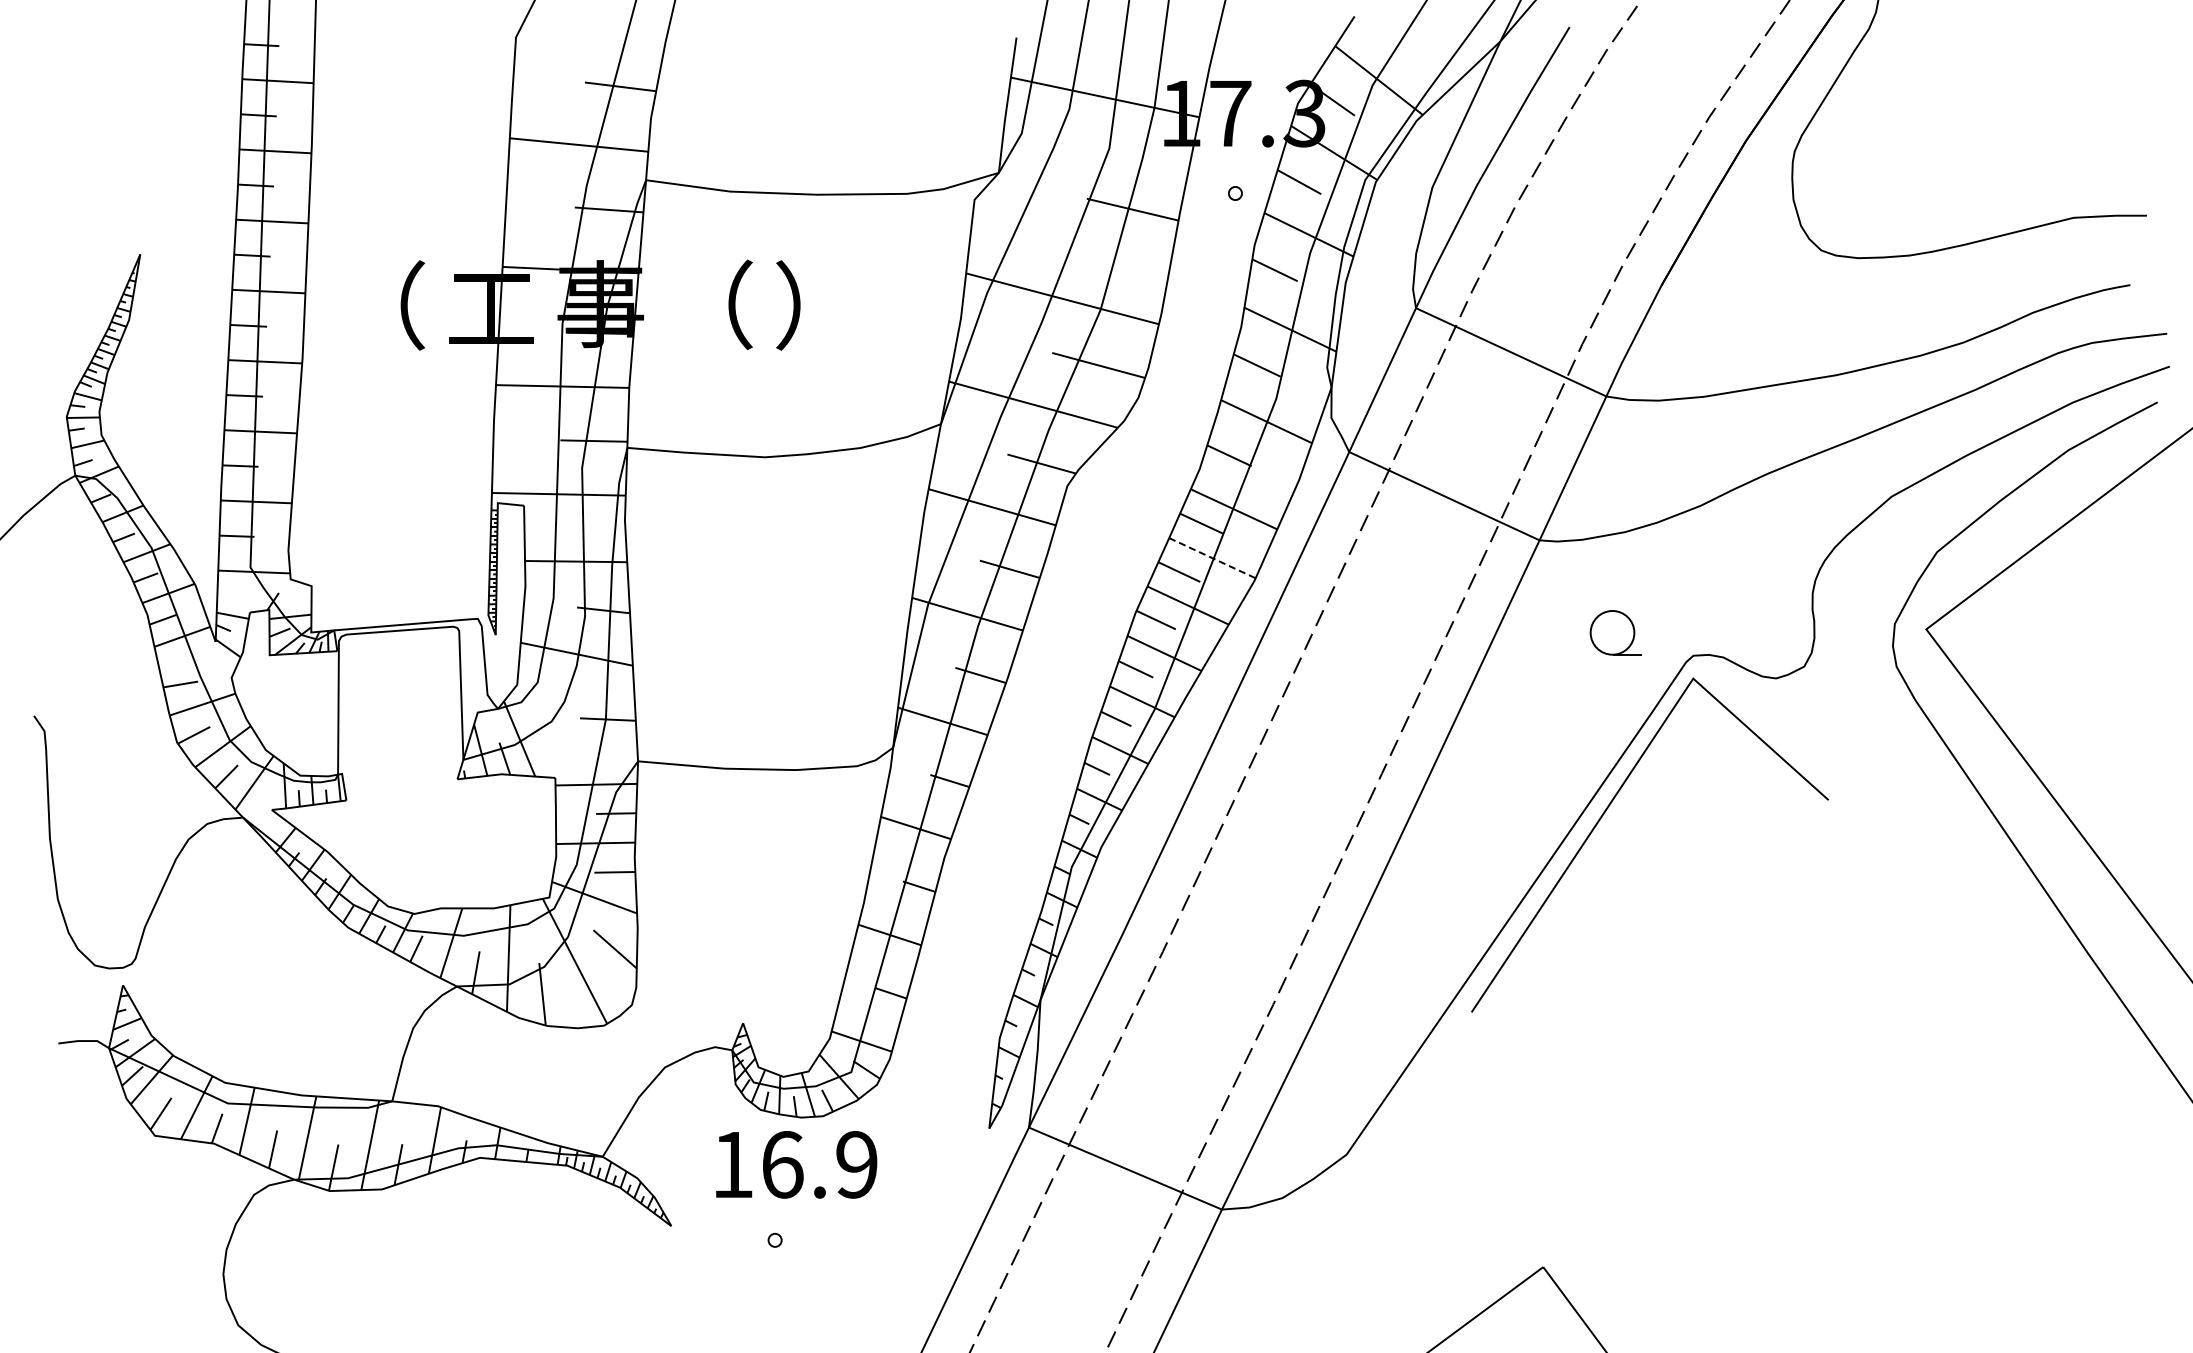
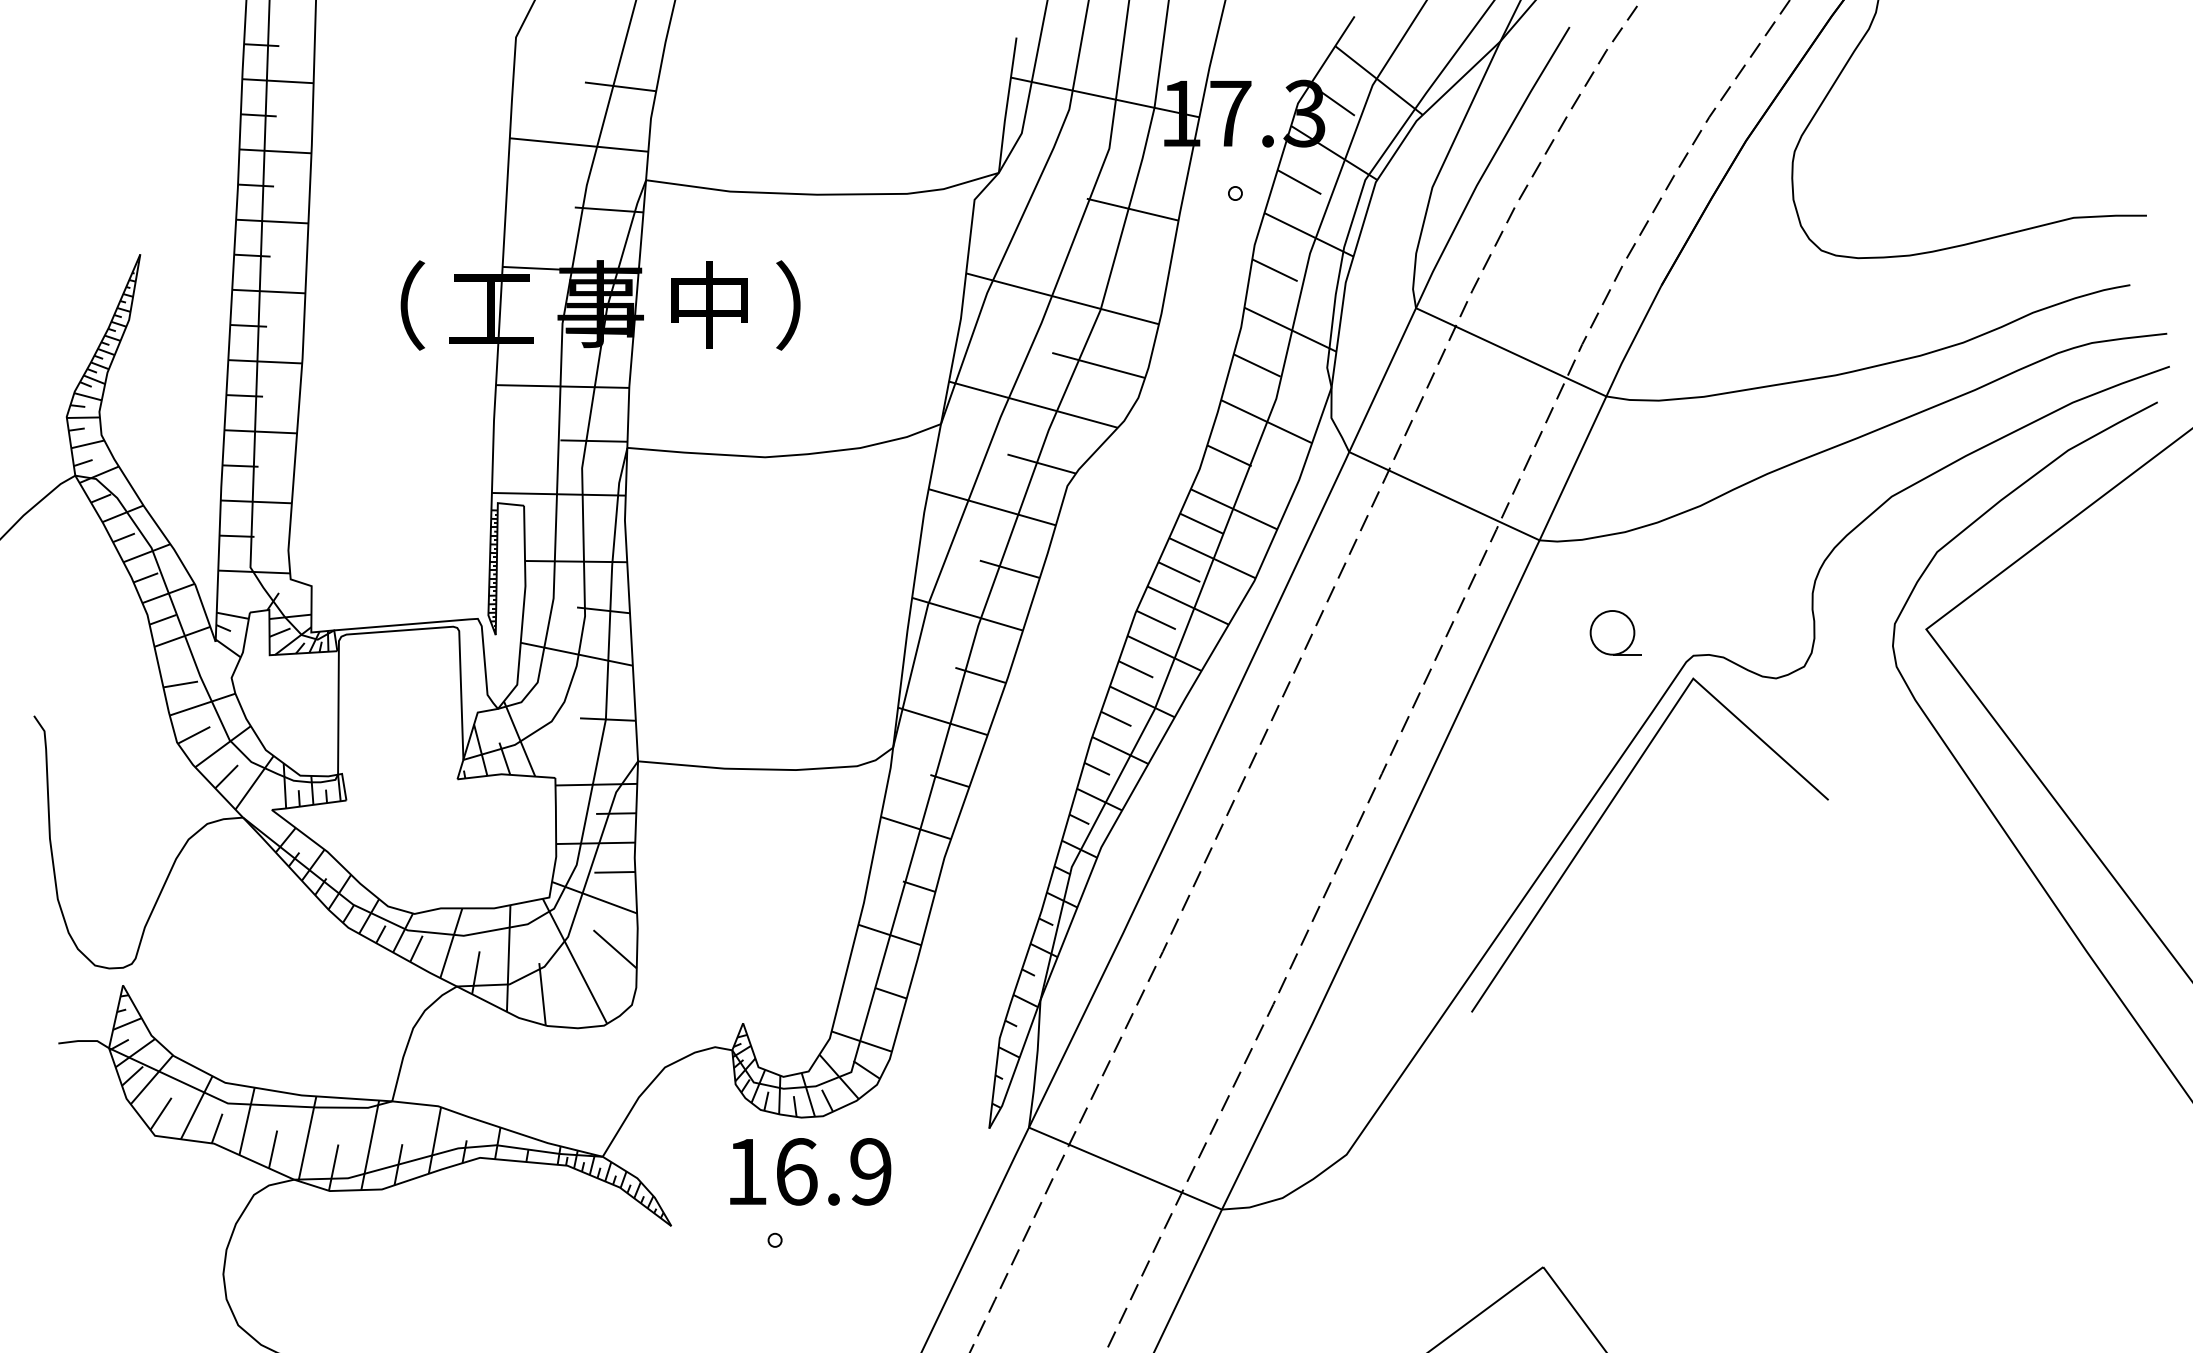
text: （ -> 中 (711, 304)
line: dashed -> solid (1212, 558)
text position: (796, 1164) -> (810, 1171) (810, 1171)
